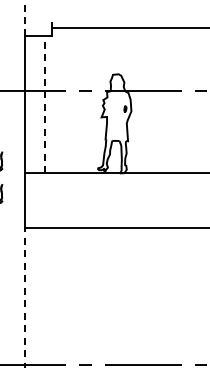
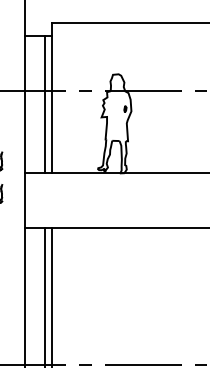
line: dashed -> solid (24, 18)
line position: (129, 27) -> (129, 22) (129, 22)
line: dashed -> solid (45, 104)
line: none -> present (52, 104)
line: none -> present (45, 296)
line: none -> present (52, 296)
line: dashed -> solid (24, 297)
